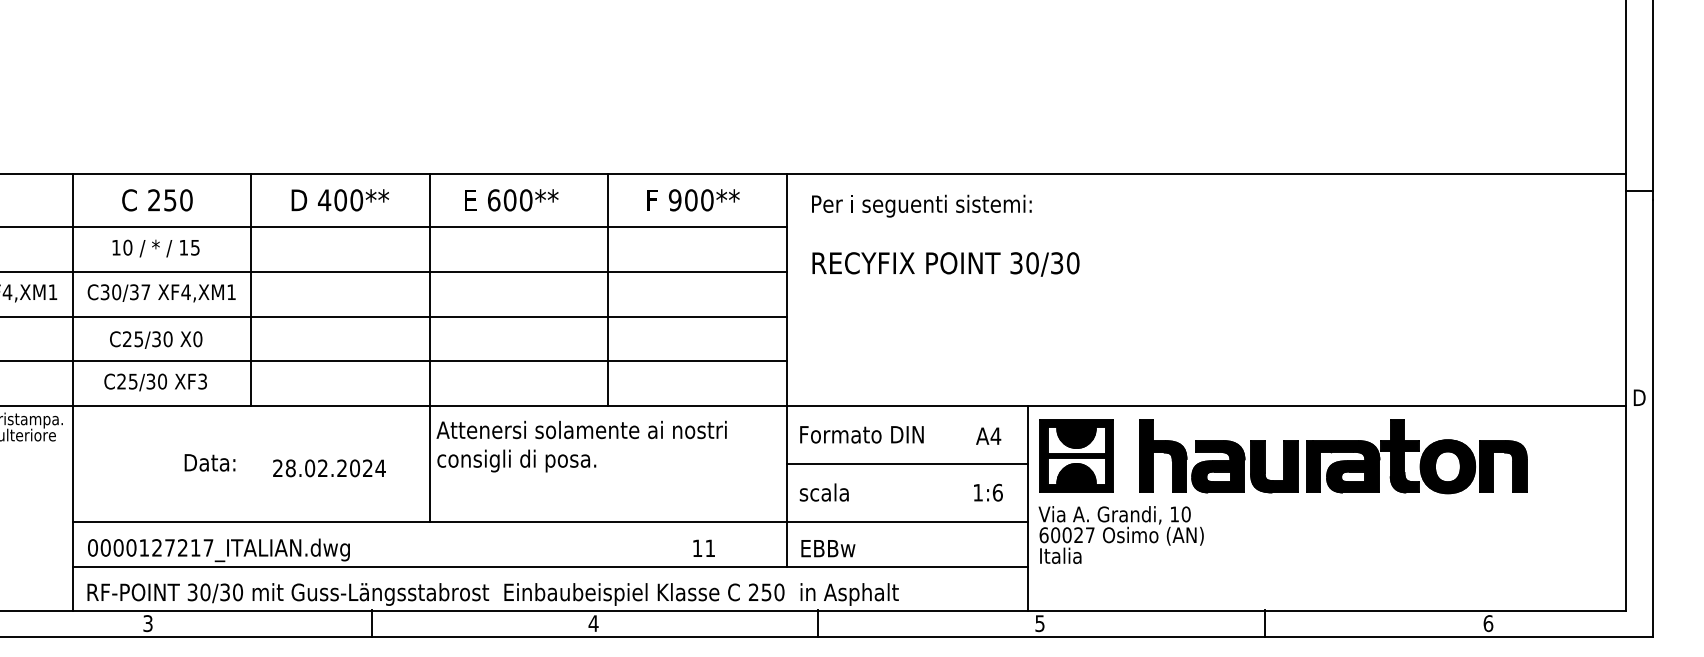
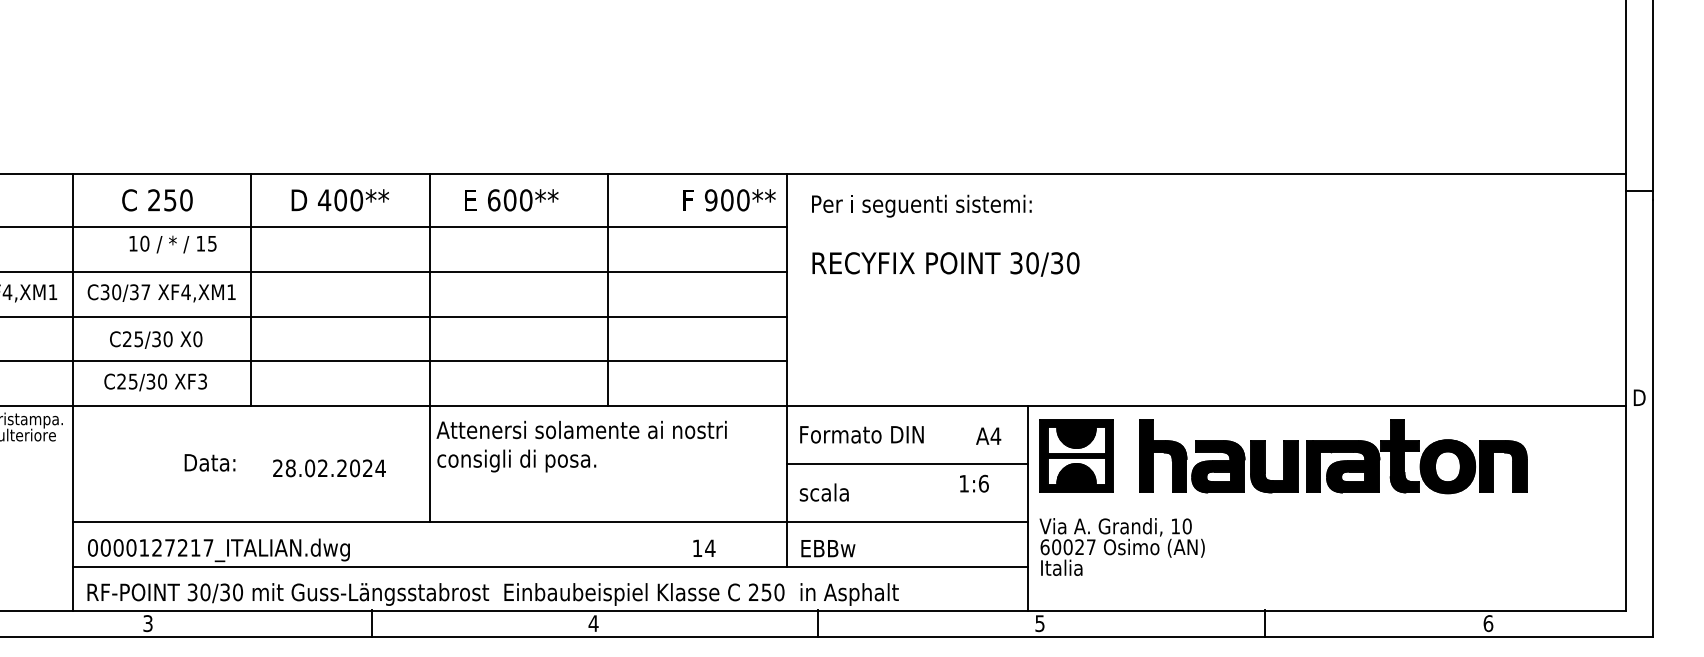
text position: (693, 200) -> (729, 200) (729, 200)
text position: (155, 248) -> (172, 244) (172, 244)
text position: (988, 492) -> (974, 483) (974, 483)
text position: (1120, 534) -> (1121, 546) (1121, 546)
text: 11 -> 14 (710, 547)
